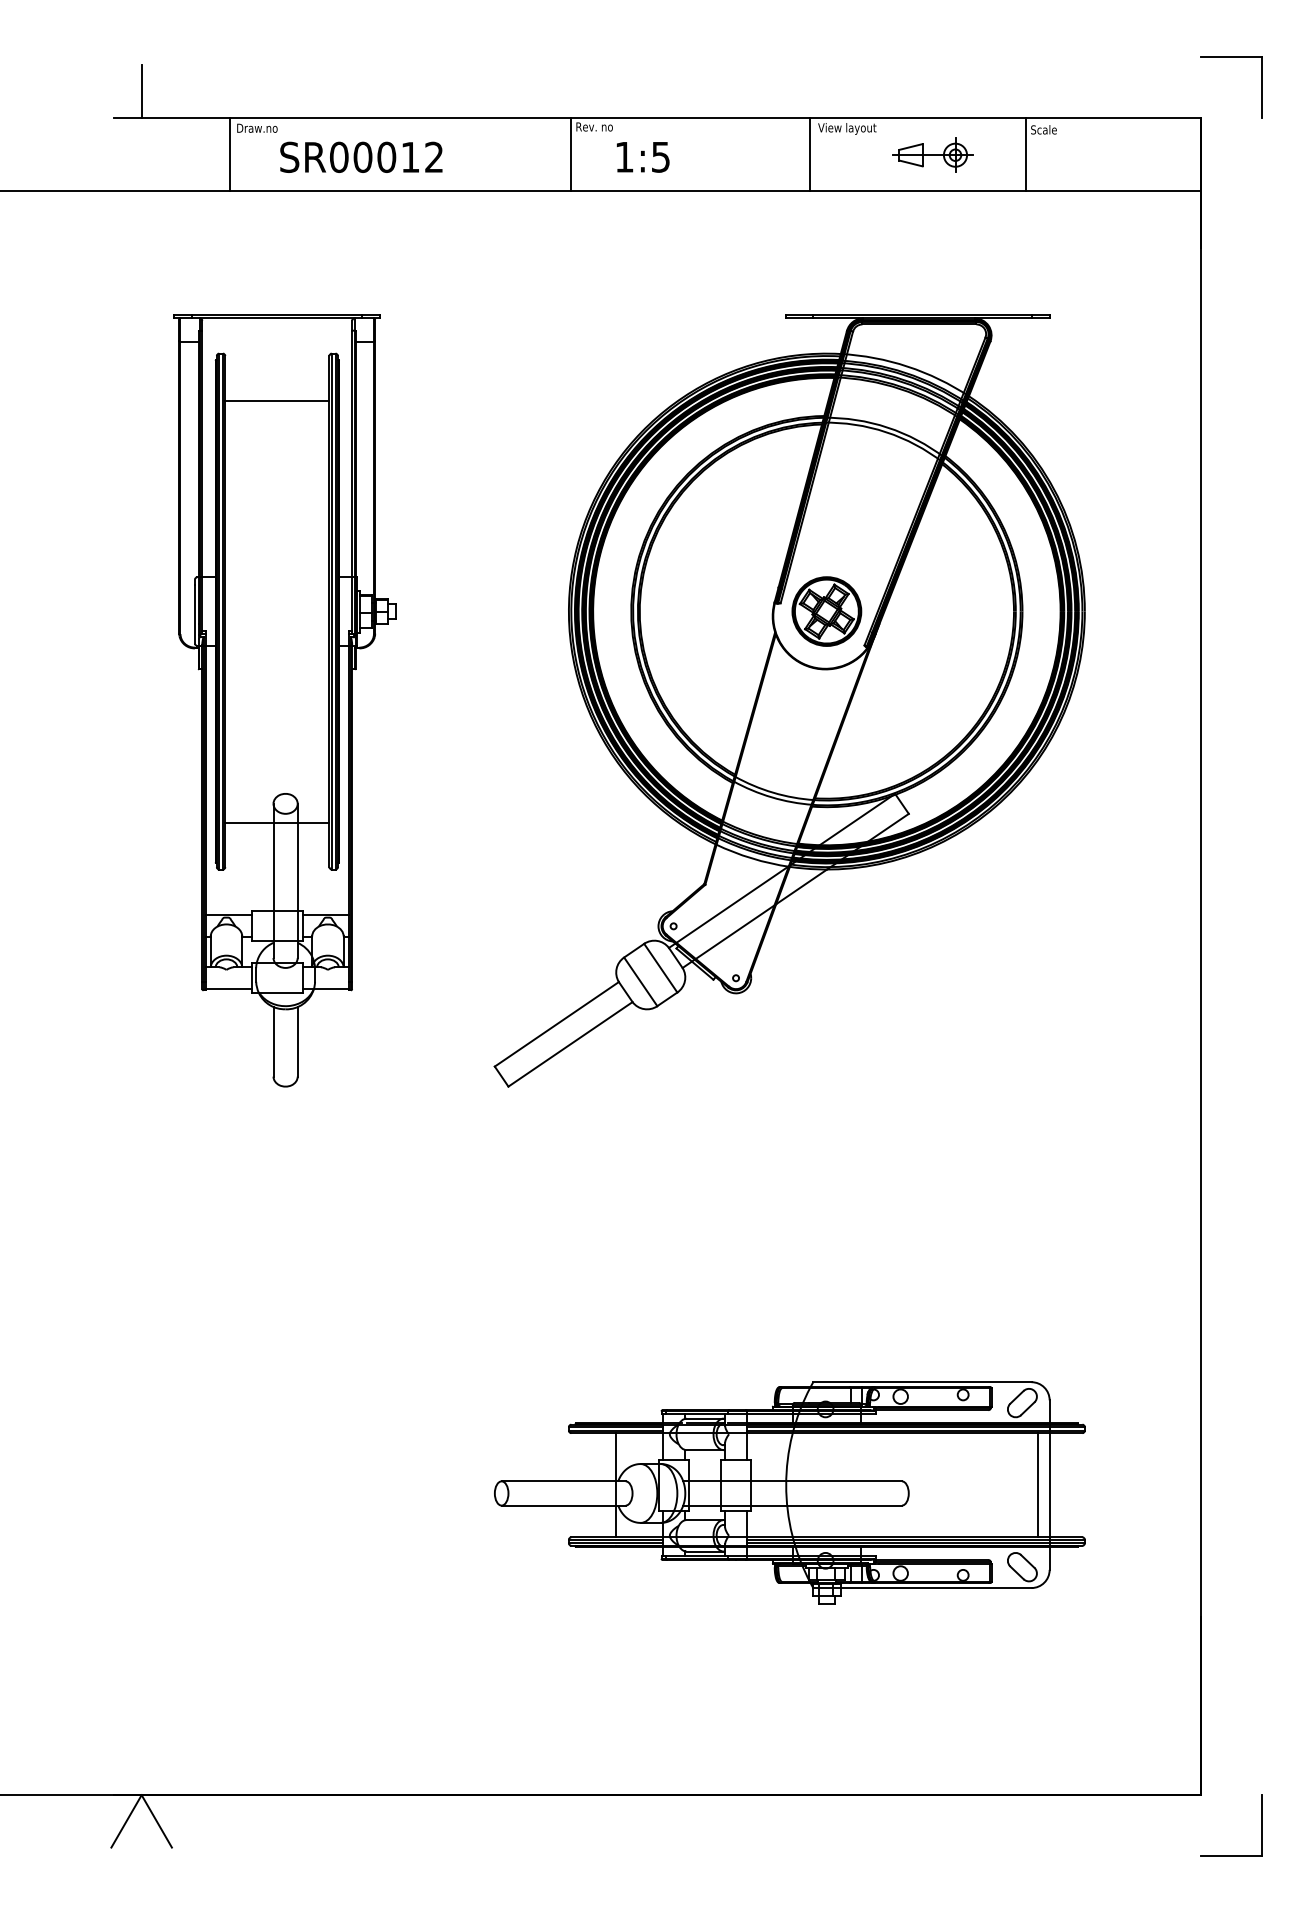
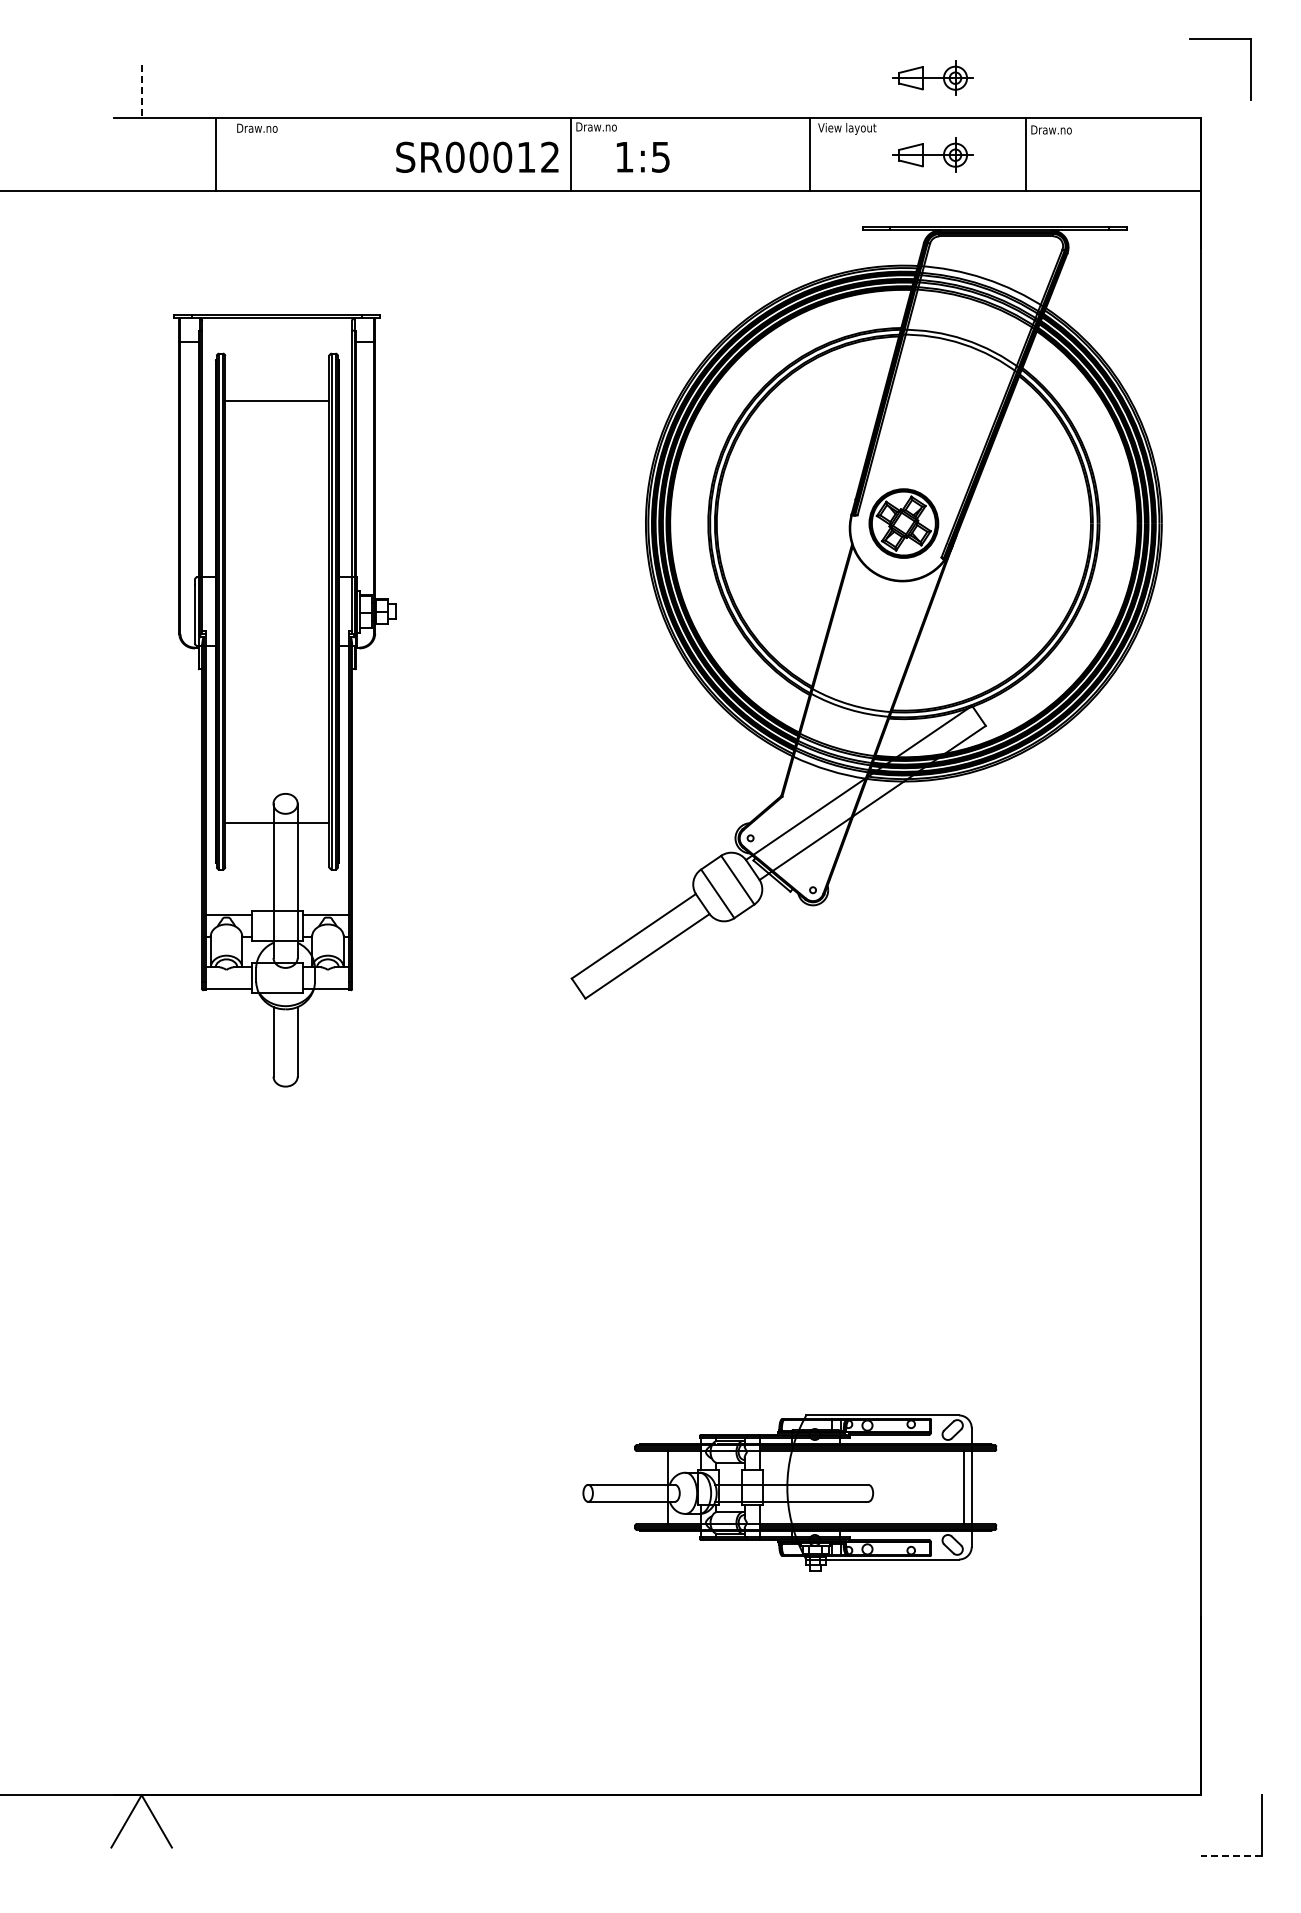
part position: (1231, 57) -> (1220, 39) (1220, 39)
part: none -> present (932, 77)
line: solid -> dashed (141, 92)
text: Rev. no -> Draw.no (596, 127)
text: Scale -> Draw.no (1051, 129)
line position: (230, 154) -> (216, 154) (216, 154)
text position: (361, 156) -> (477, 156) (477, 156)
part position: (789, 700) -> (866, 612) (866, 612)
part size: 592x224 px -> 416x158 px (789, 1492)
line: solid -> dashed (1231, 1855)
